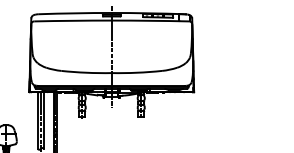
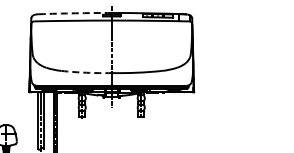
arc: solid -> dashed (75, 13)
arc: solid -> dashed (86, 72)
